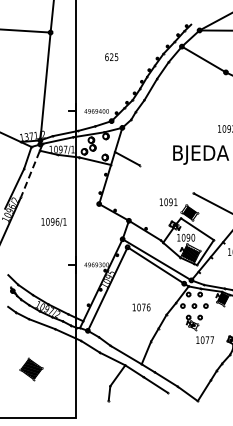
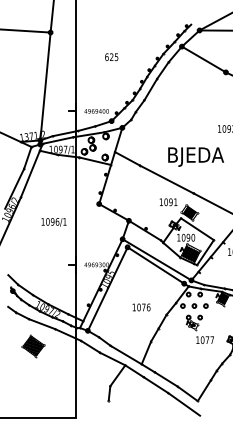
text position: (200, 154) -> (195, 156) (195, 156)
line: dashed -> solid (30, 174)
line: none -> present (166, 179)
part position: (31, 369) -> (33, 346) (33, 346)
line: none -> present (184, 404)
